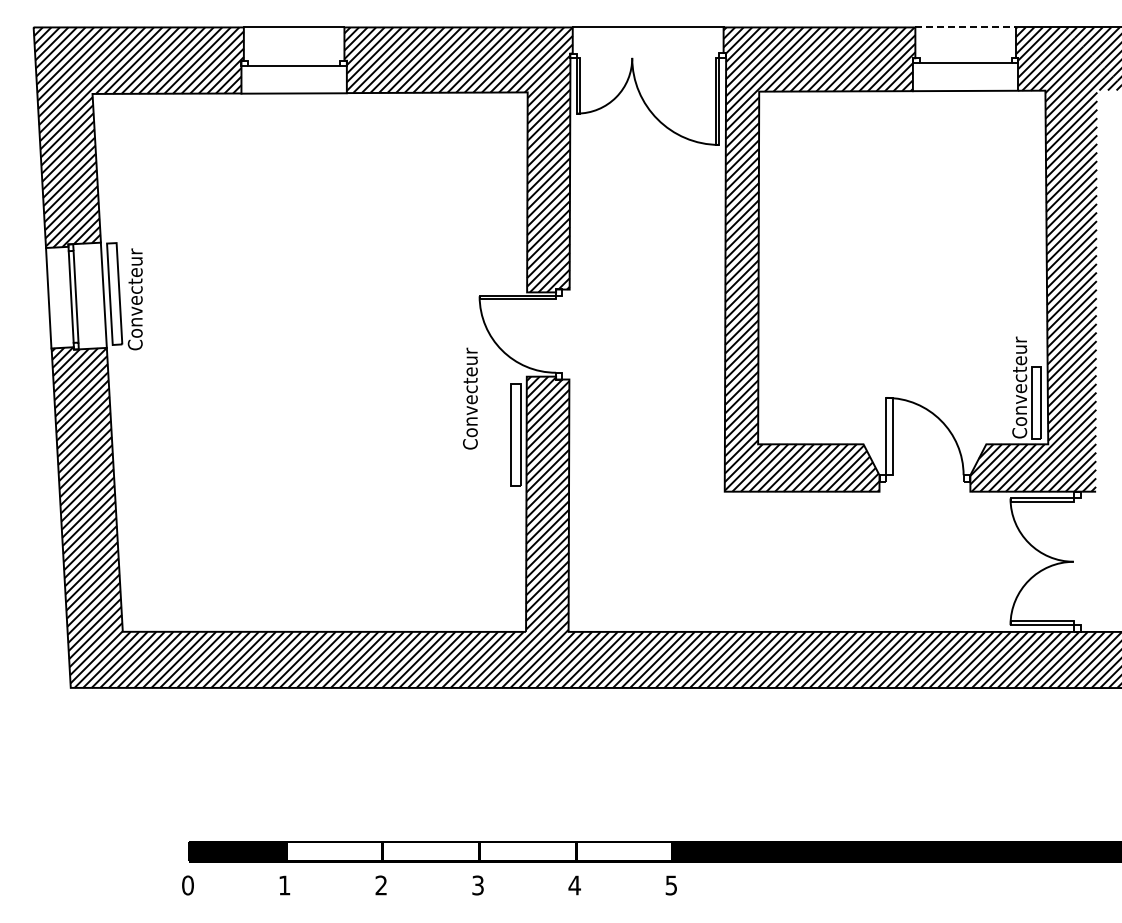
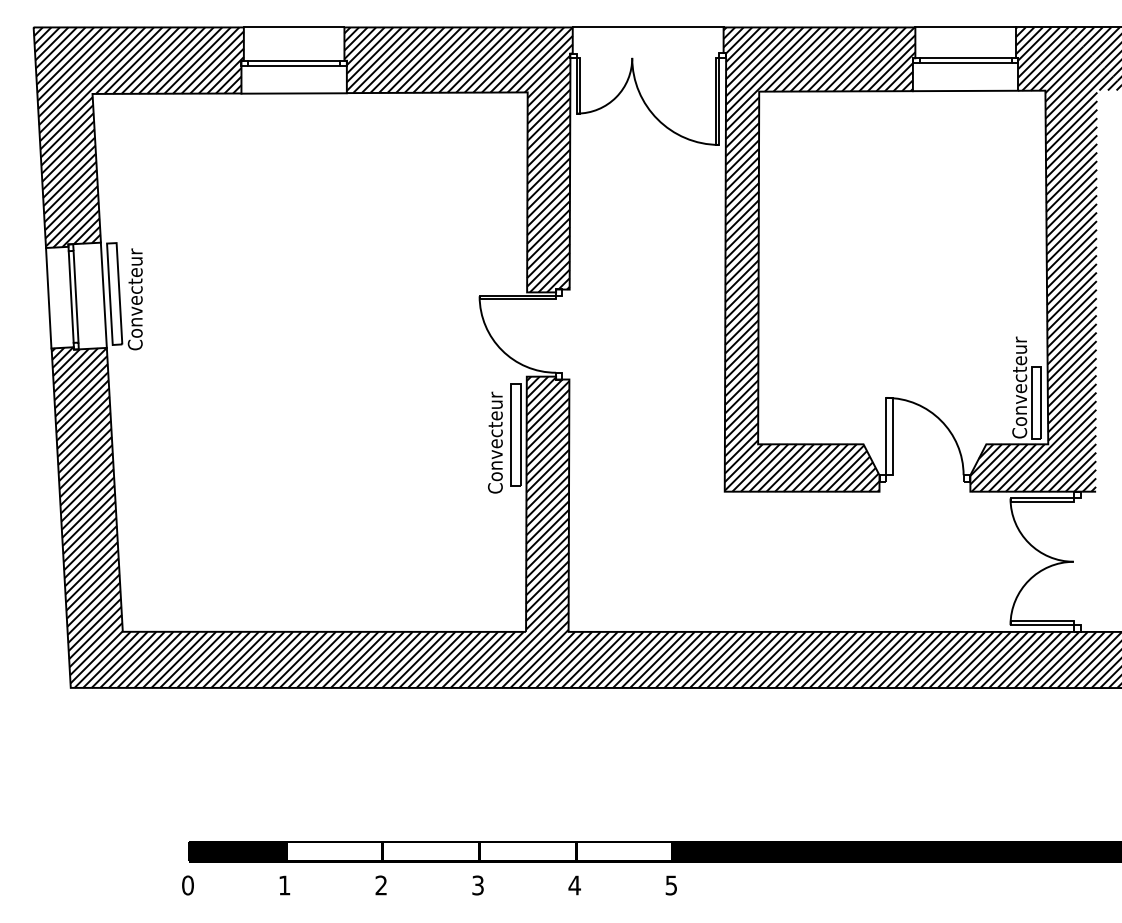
line: dashed -> solid (966, 27)
line: none -> present (965, 58)
line: none -> present (294, 60)
text position: (470, 398) -> (495, 442) (495, 442)
